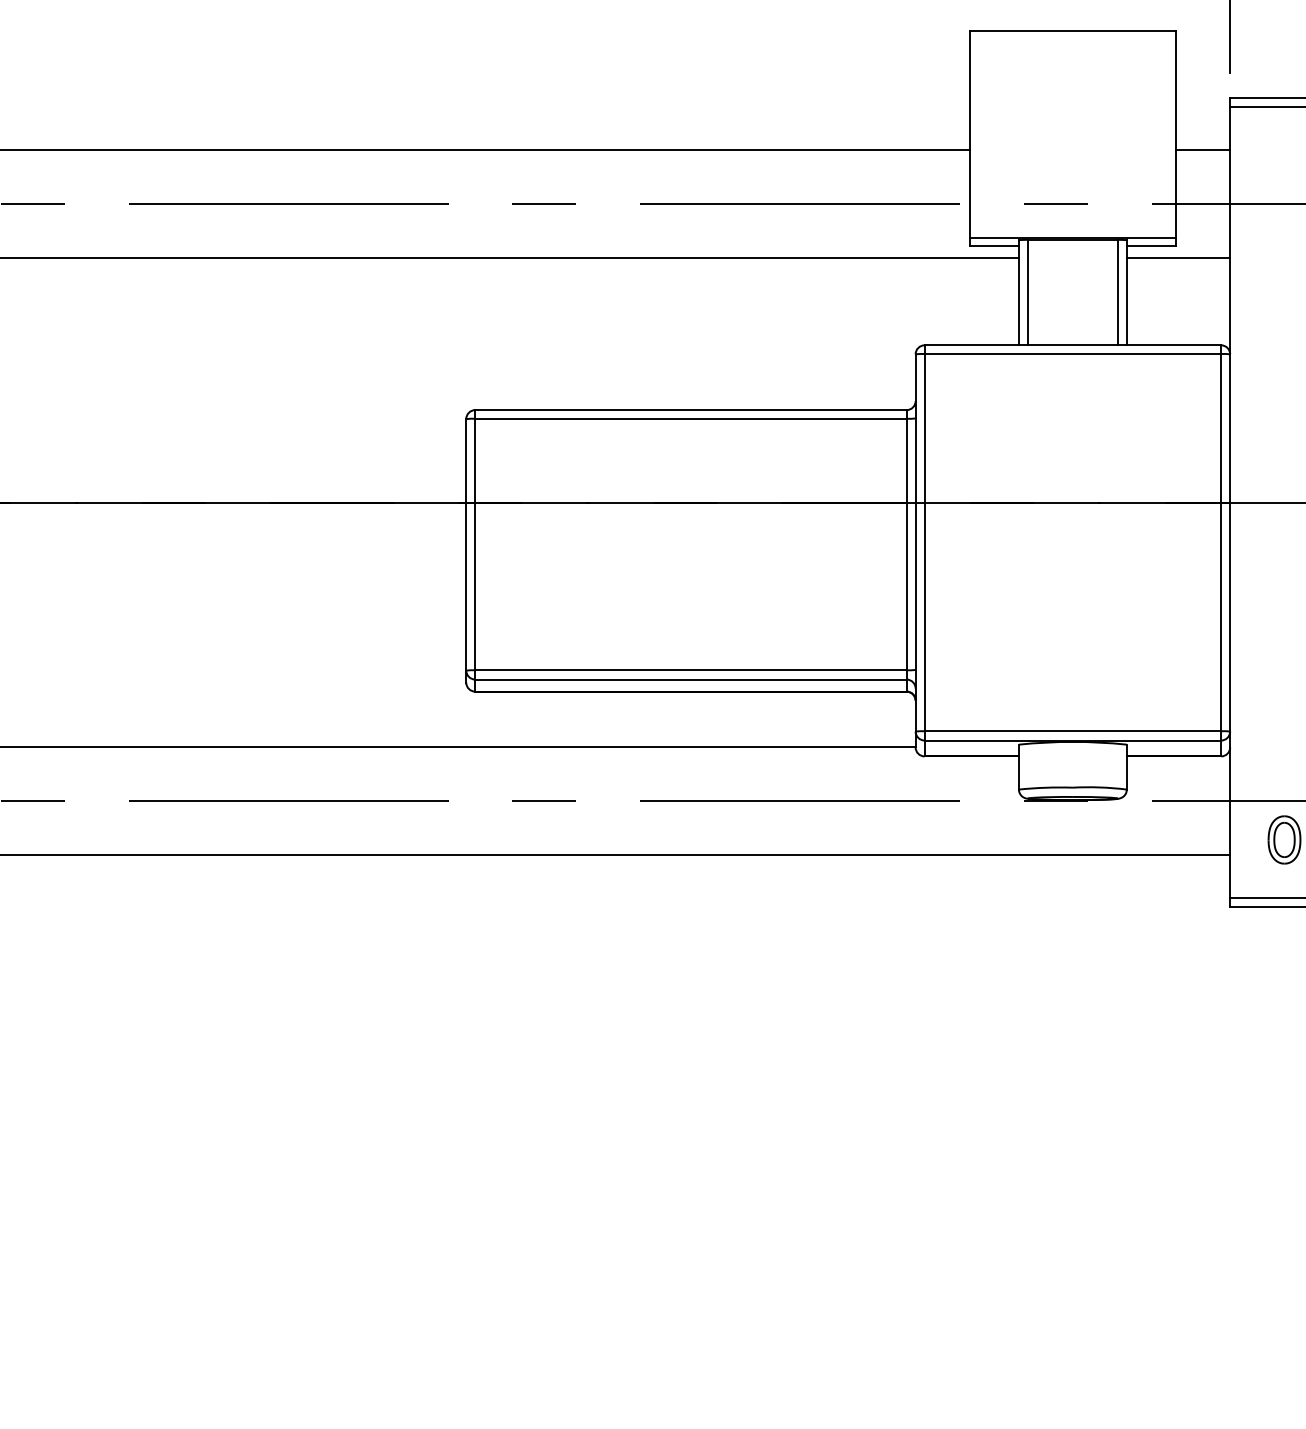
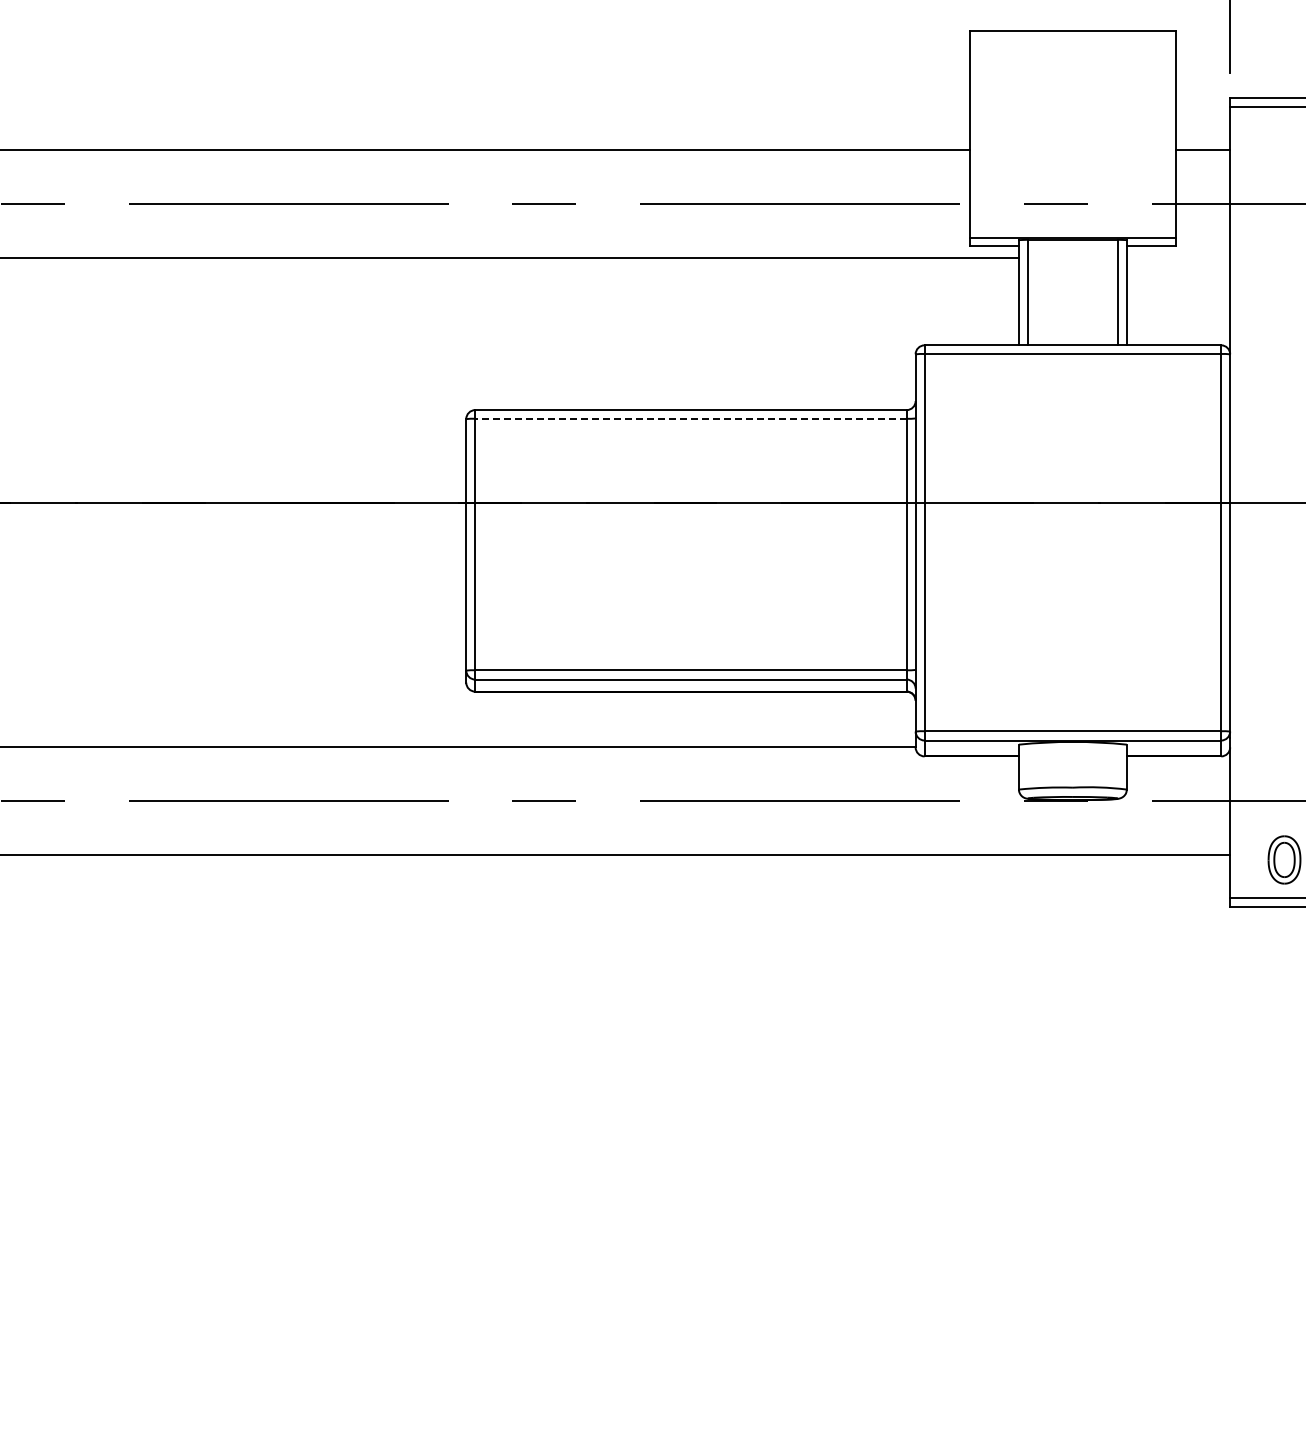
line: present -> none (1178, 258)
line: solid -> dashed (690, 418)
part position: (1284, 839) -> (1284, 859) (1284, 859)
